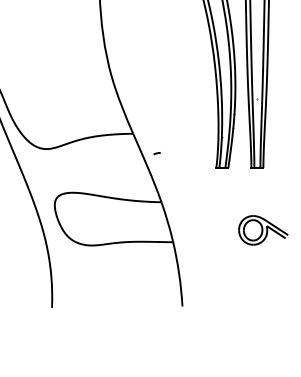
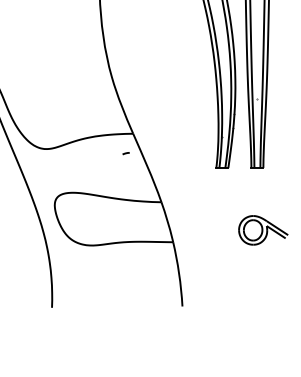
curve position: (156, 153) -> (125, 153) (125, 153)
